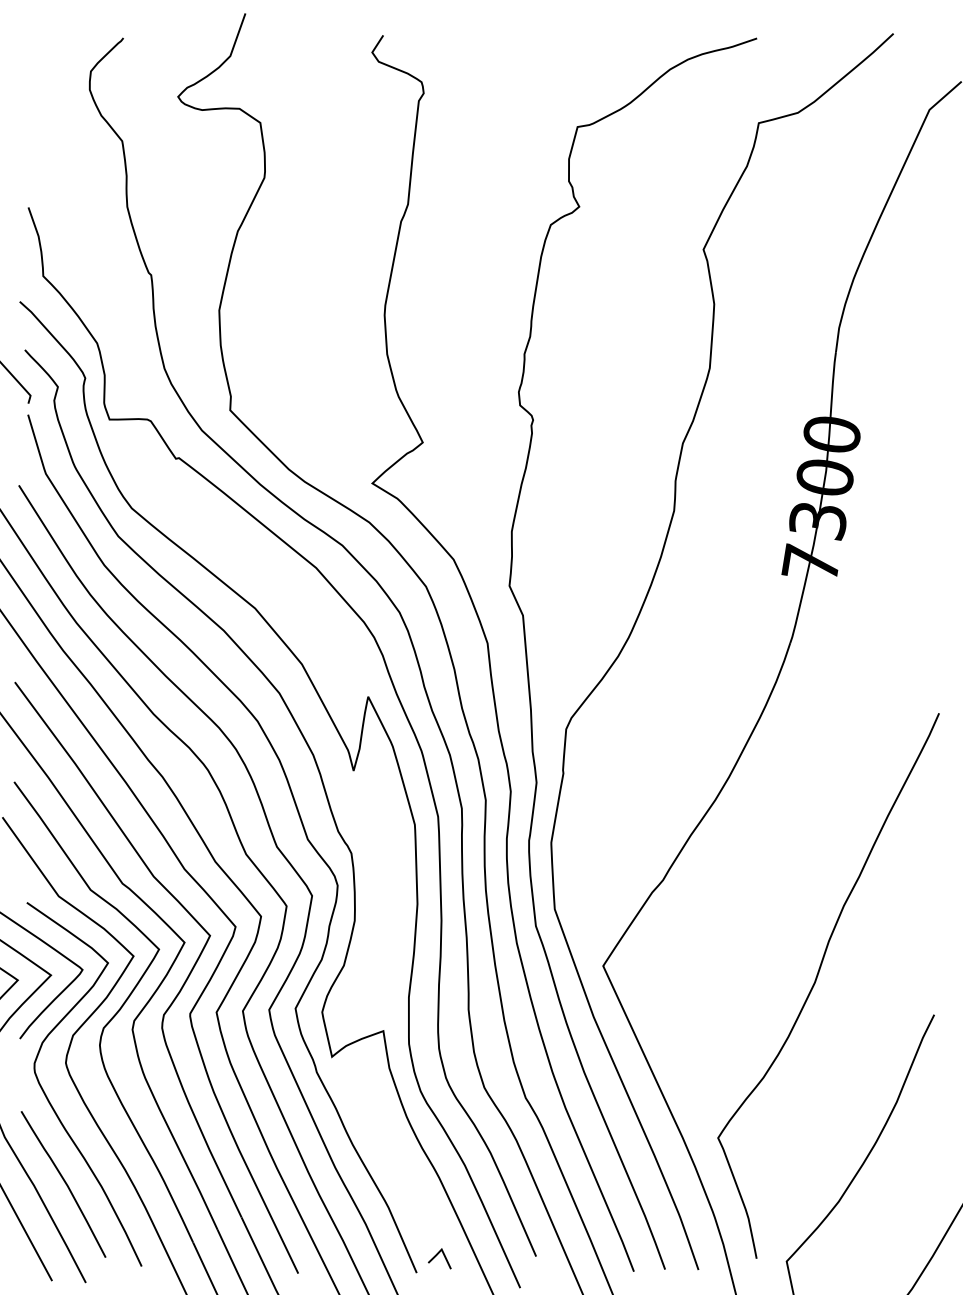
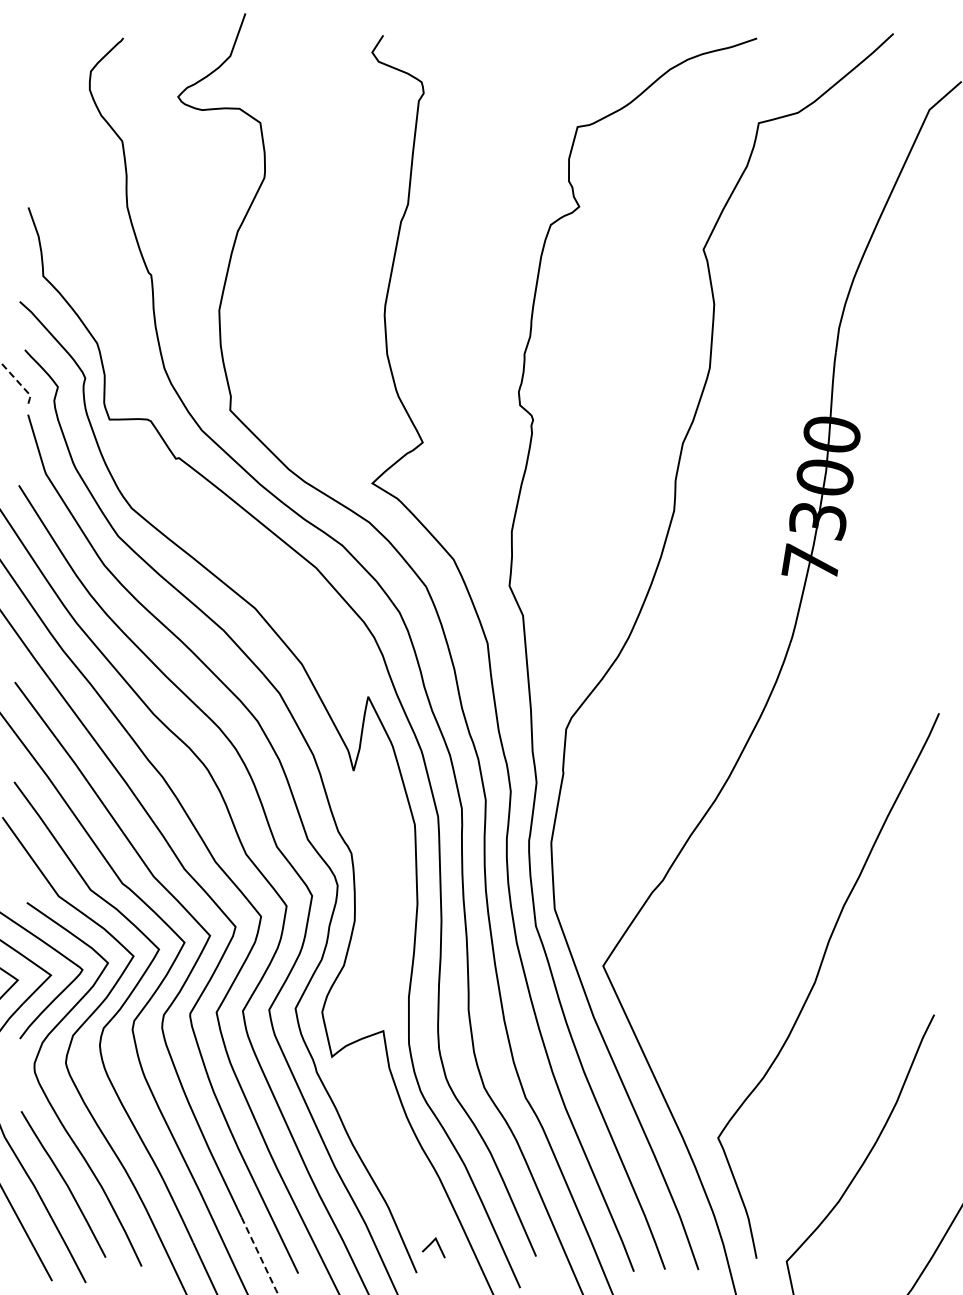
line: solid -> dashed (18, 382)
line: solid -> dashed (259, 1255)
line position: (437, 1255) -> (431, 1244) (431, 1244)
